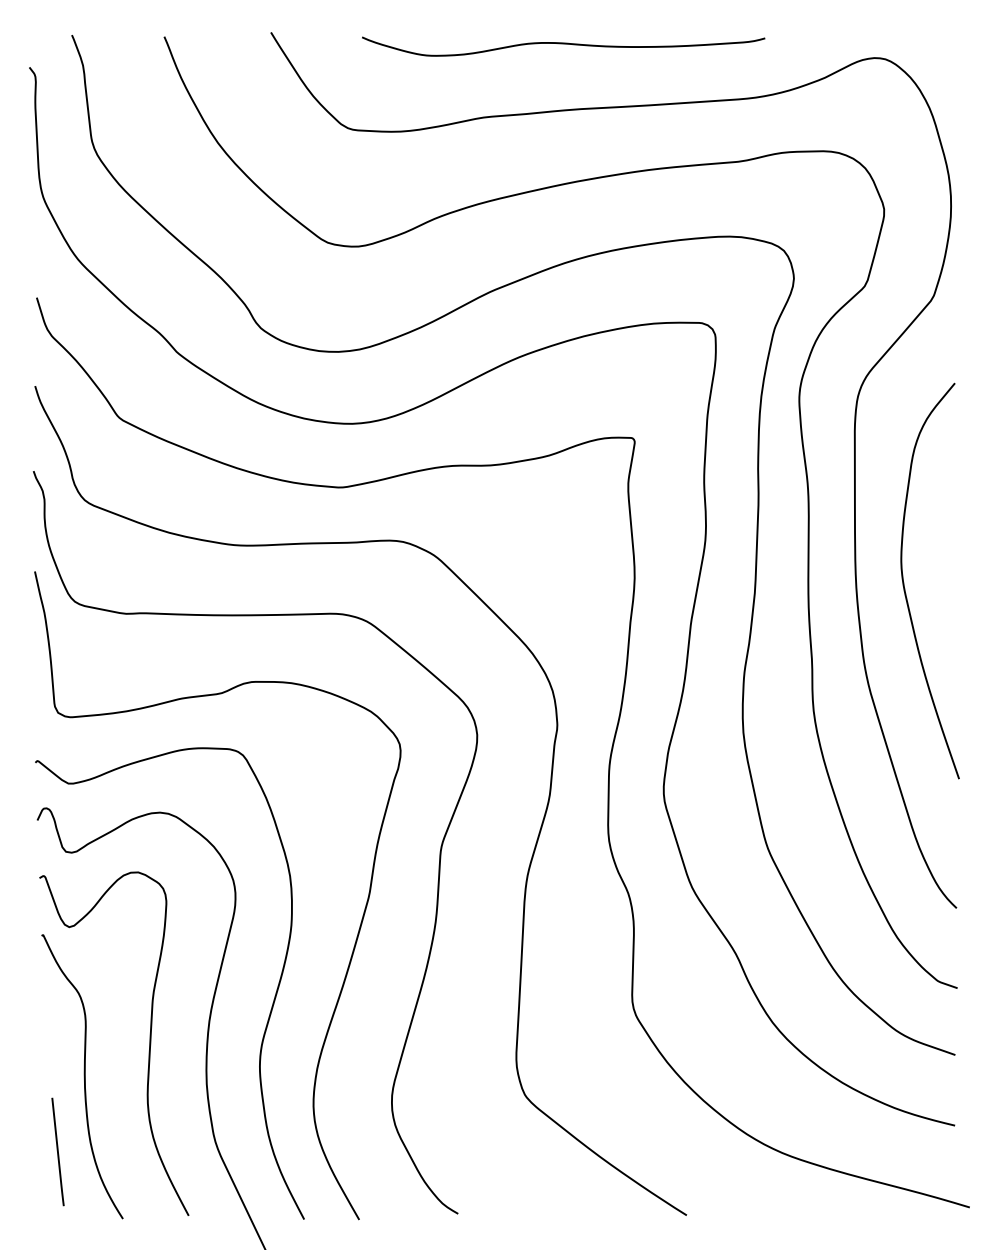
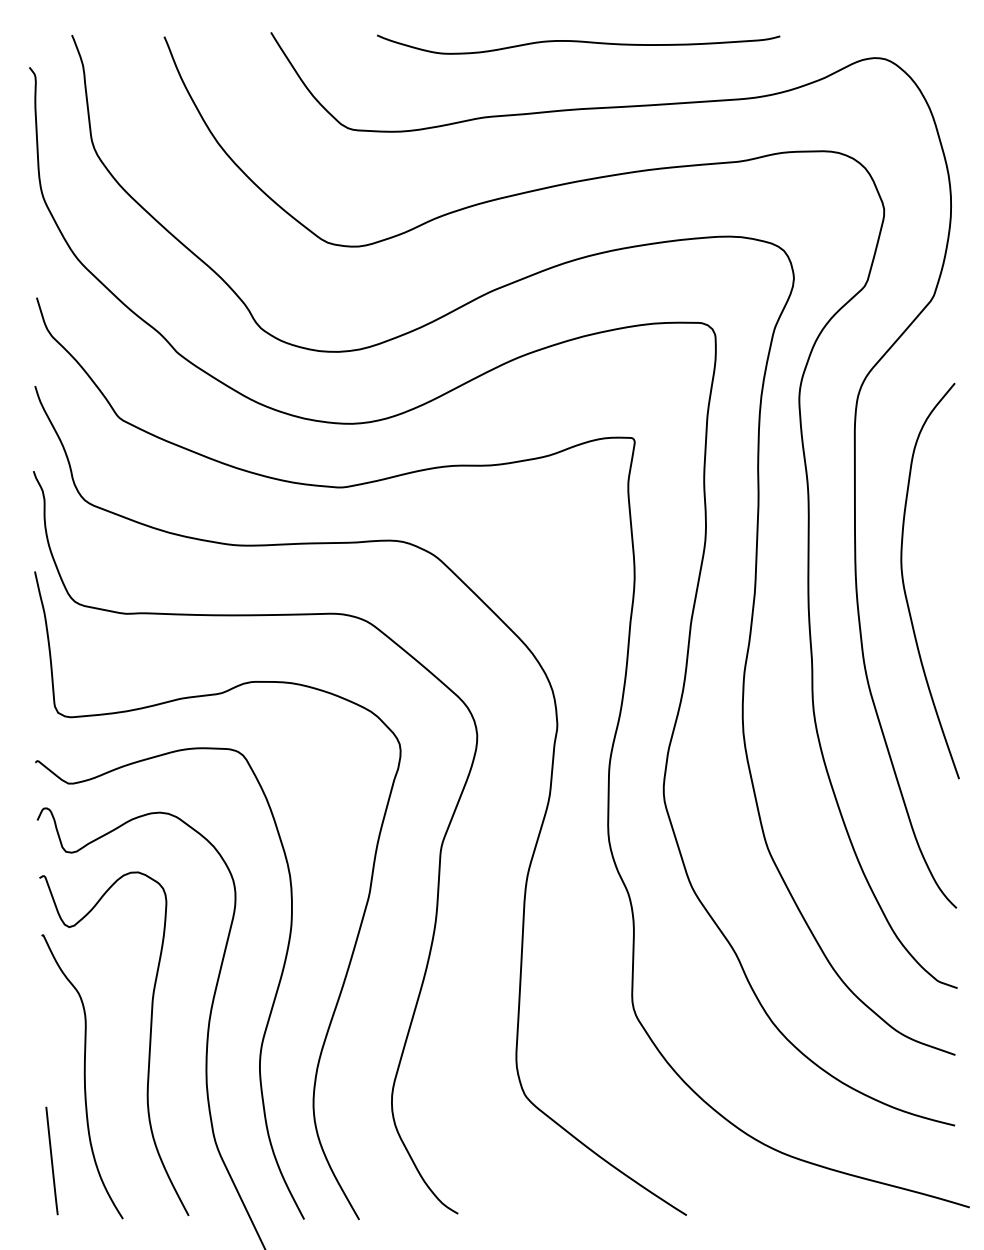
curve position: (563, 44) -> (578, 42) (578, 42)
line position: (57, 1151) -> (51, 1160) (51, 1160)
